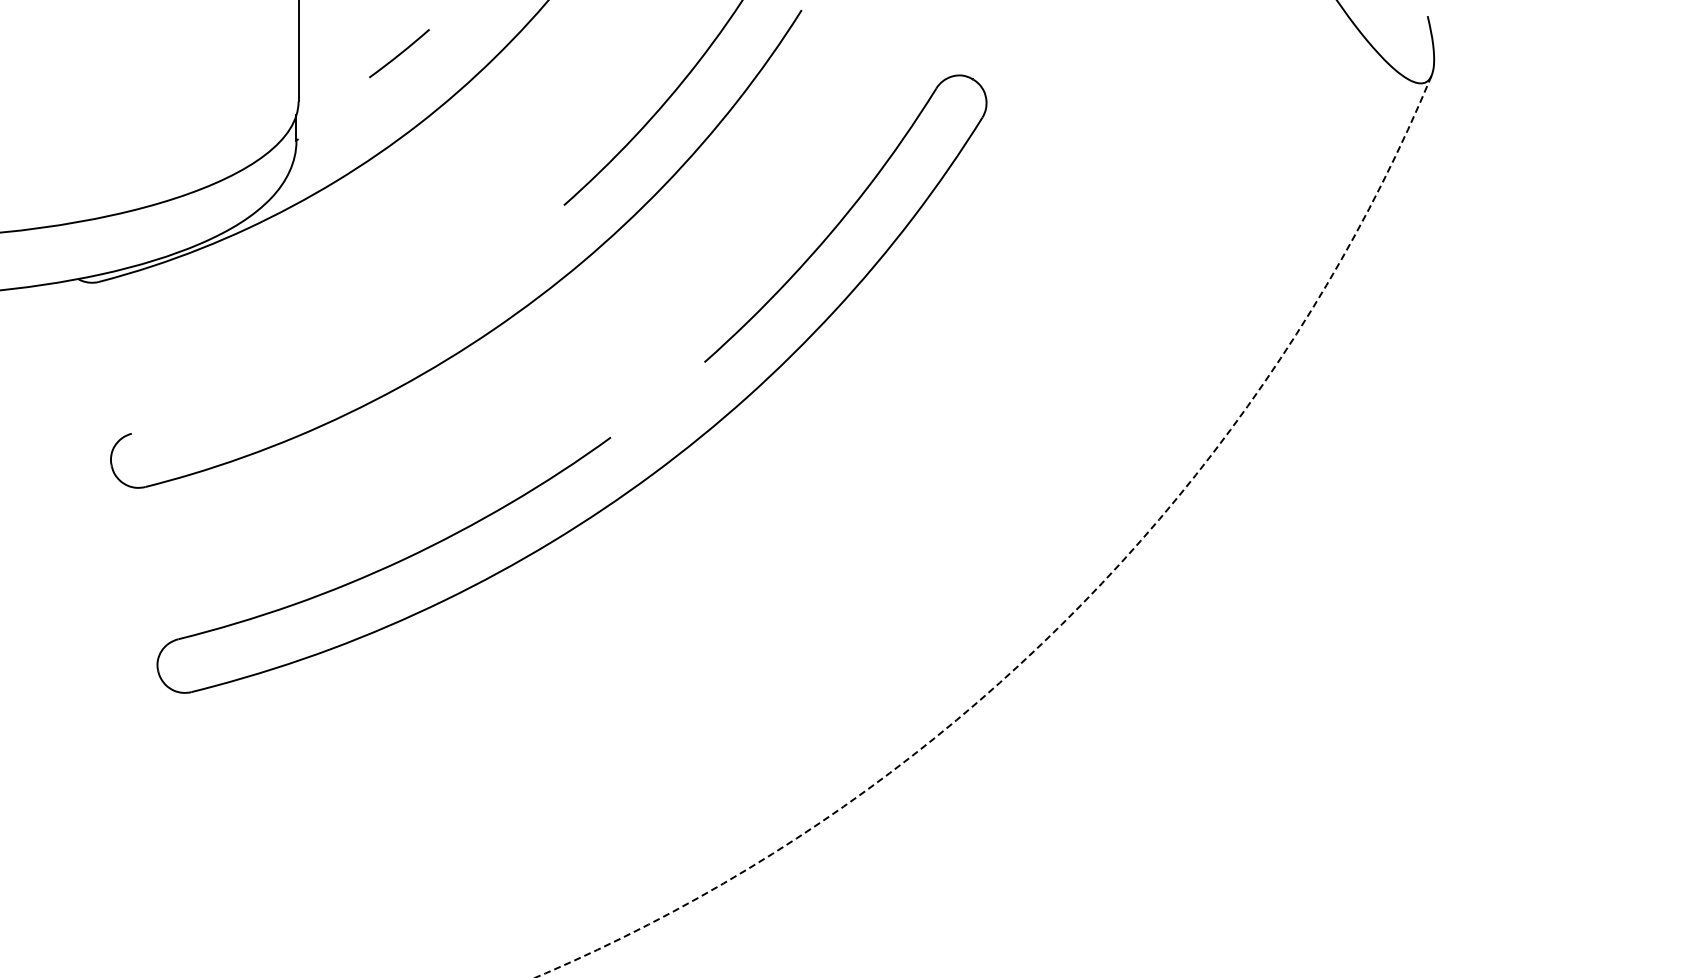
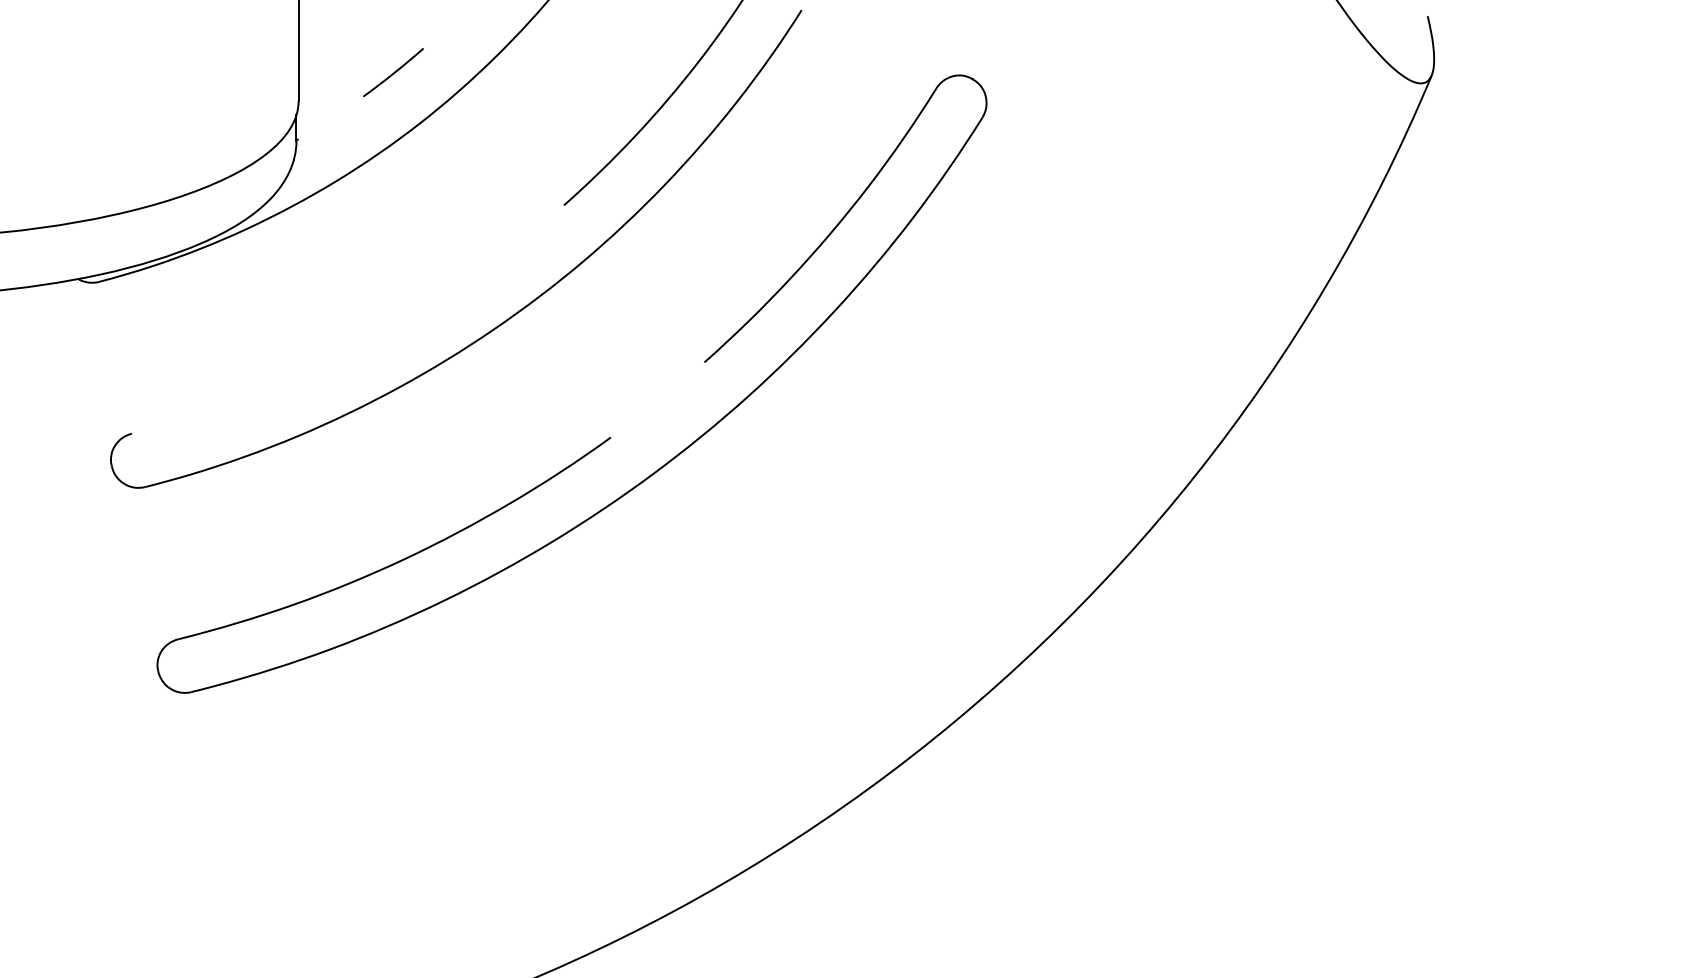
line position: (399, 53) -> (393, 72) (393, 72)
arc: dashed -> solid (1071, 615)
